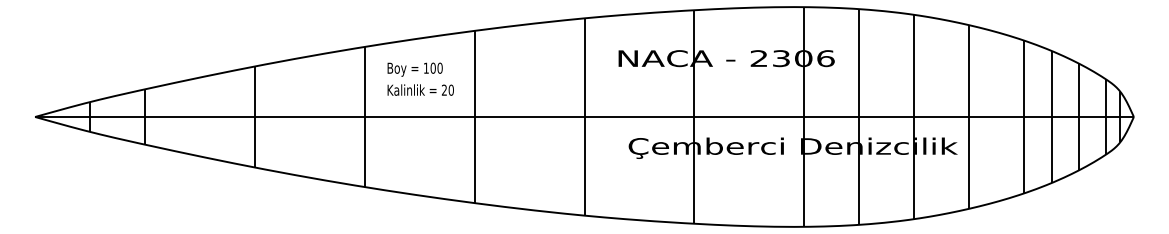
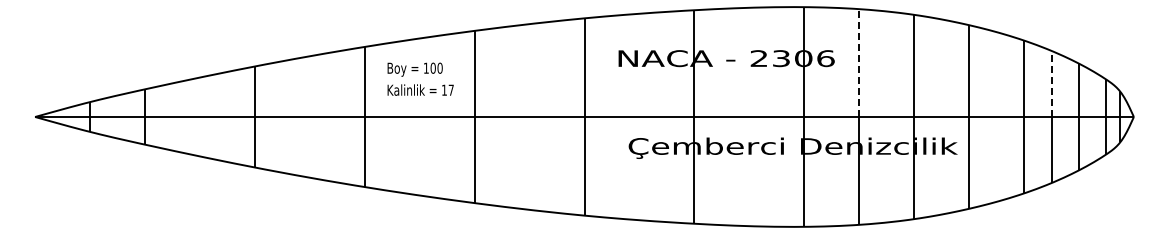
line: solid -> dashed (859, 63)
line: solid -> dashed (1051, 83)
text: 20 -> 17 (447, 89)
